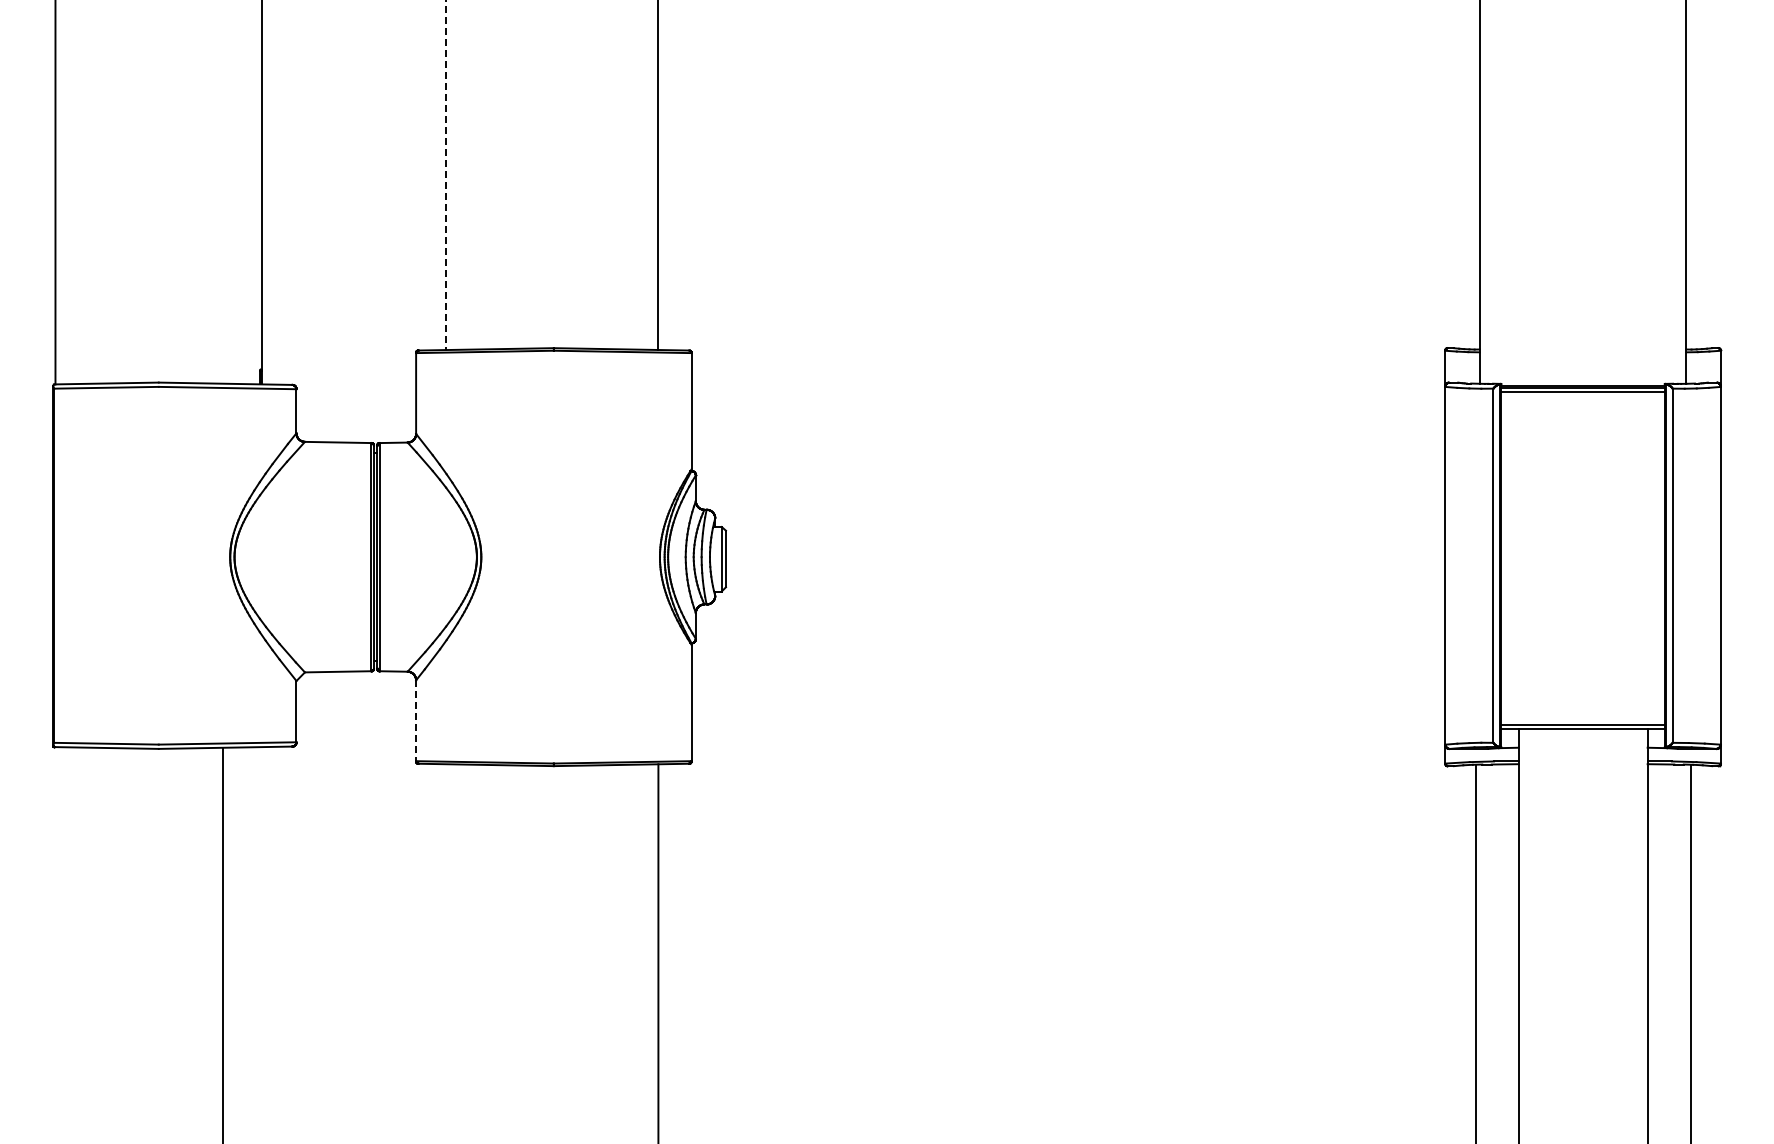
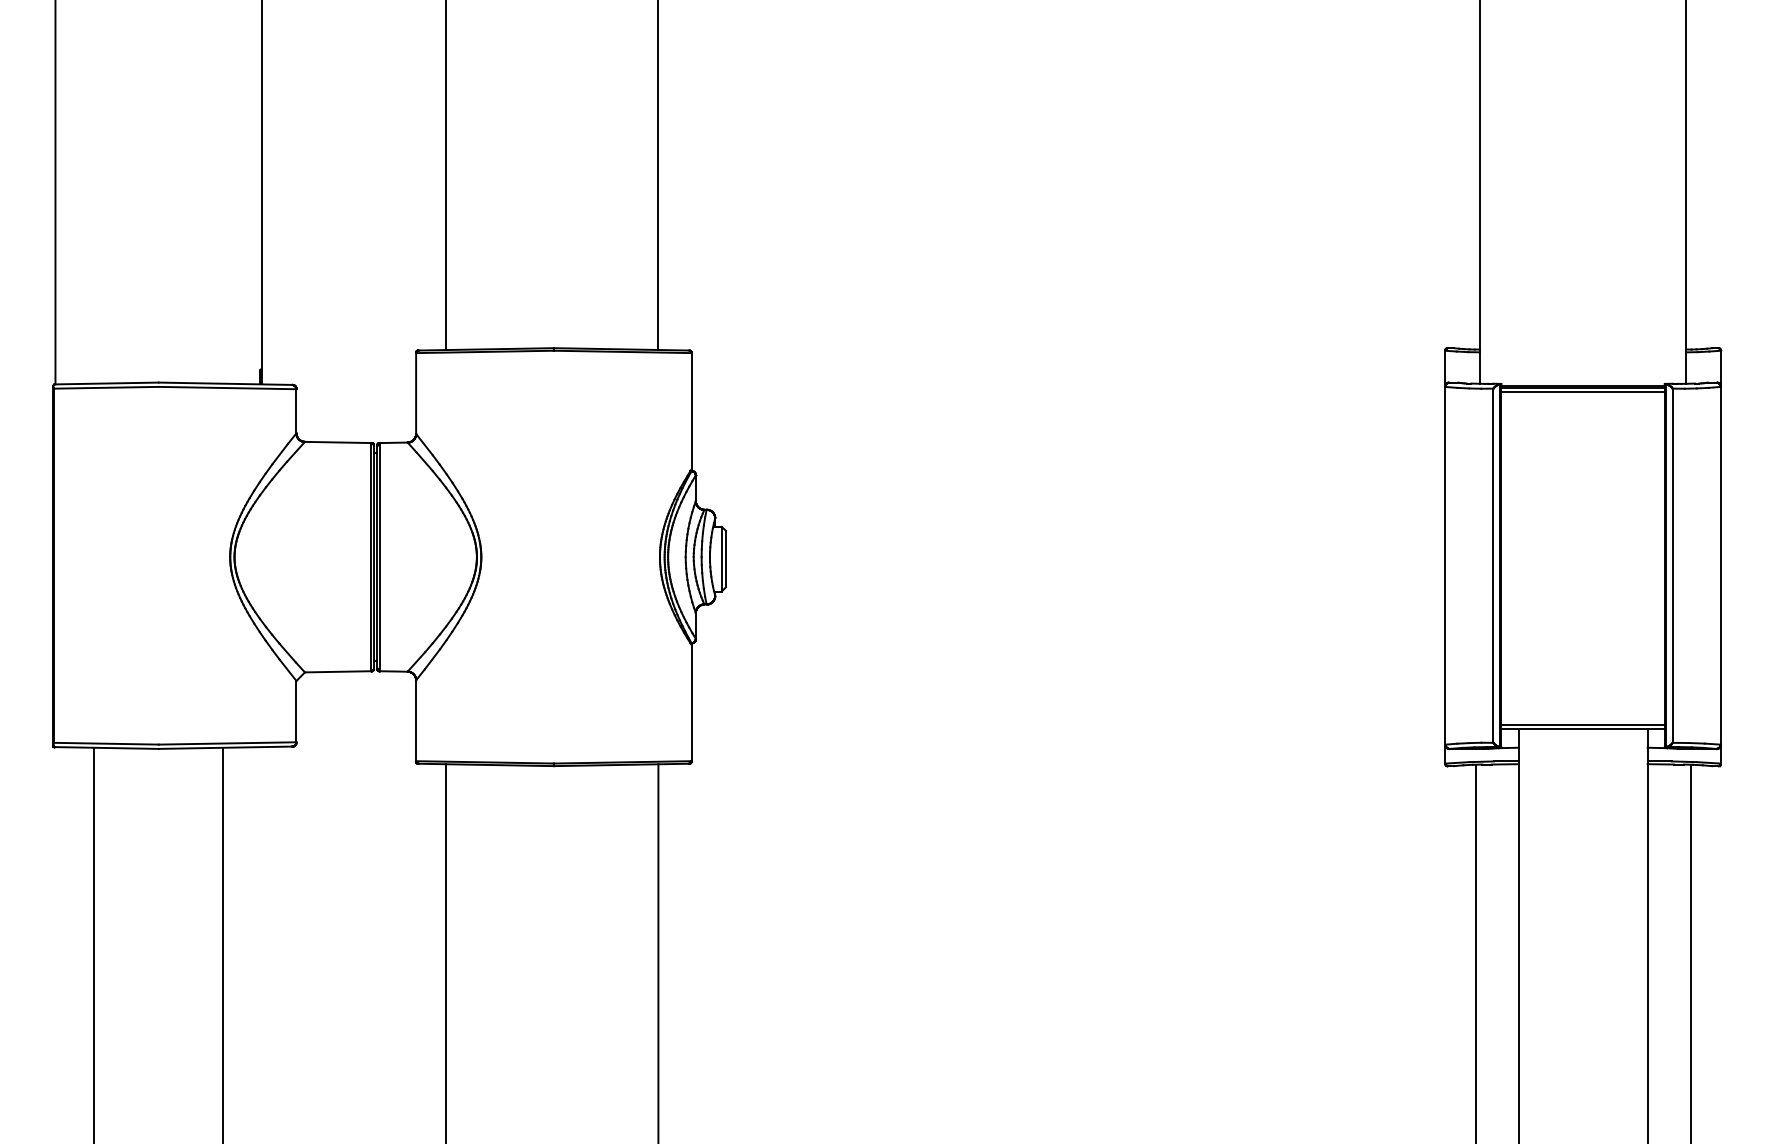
line: dashed -> solid (446, 175)
line: dashed -> solid (416, 721)
line: none -> present (94, 943)
line: none -> present (446, 952)
